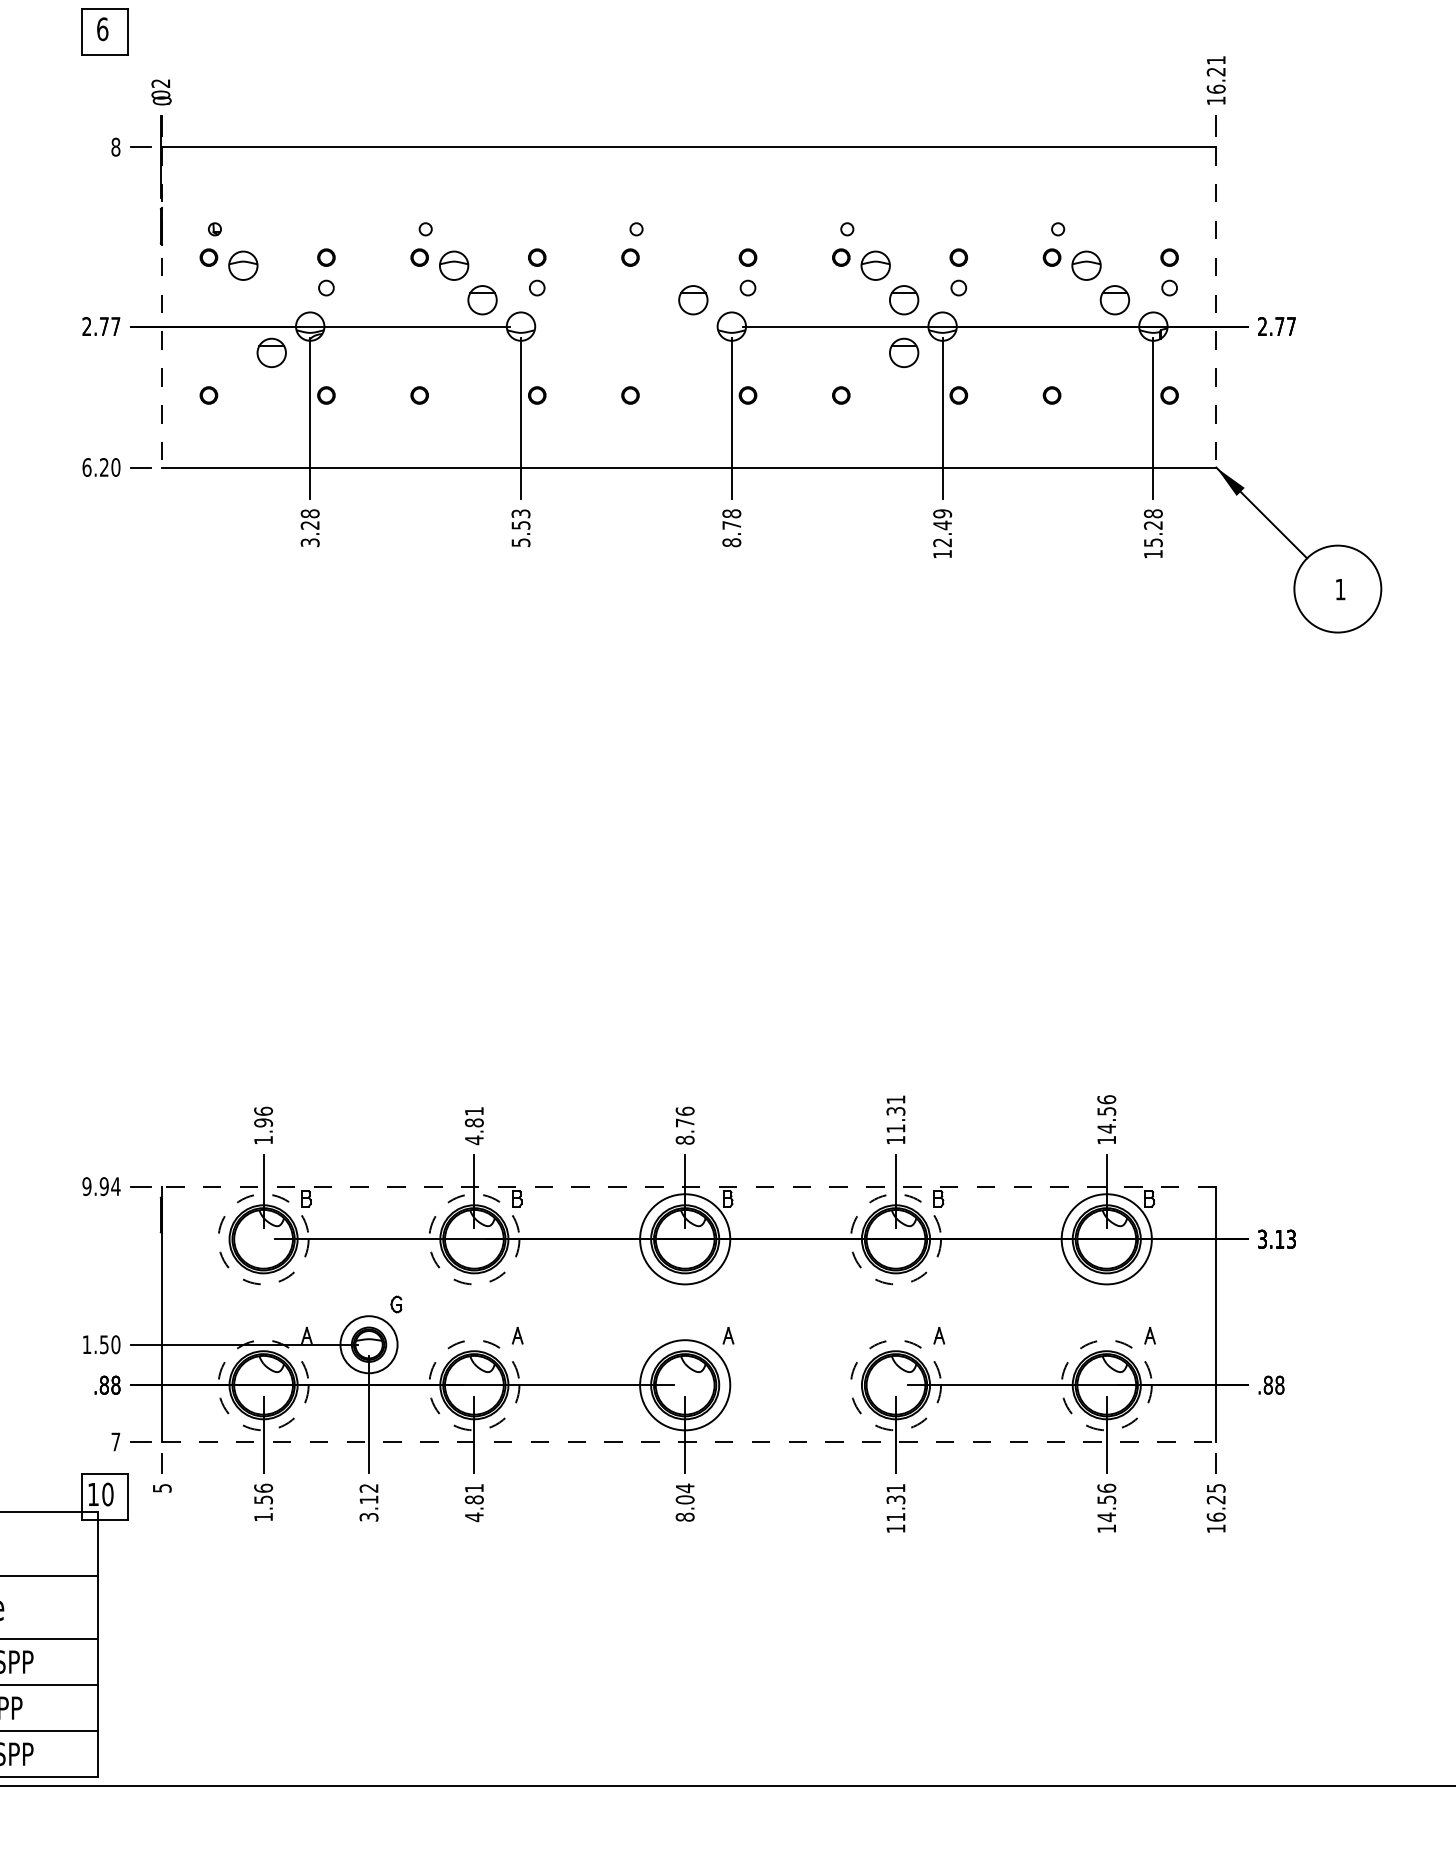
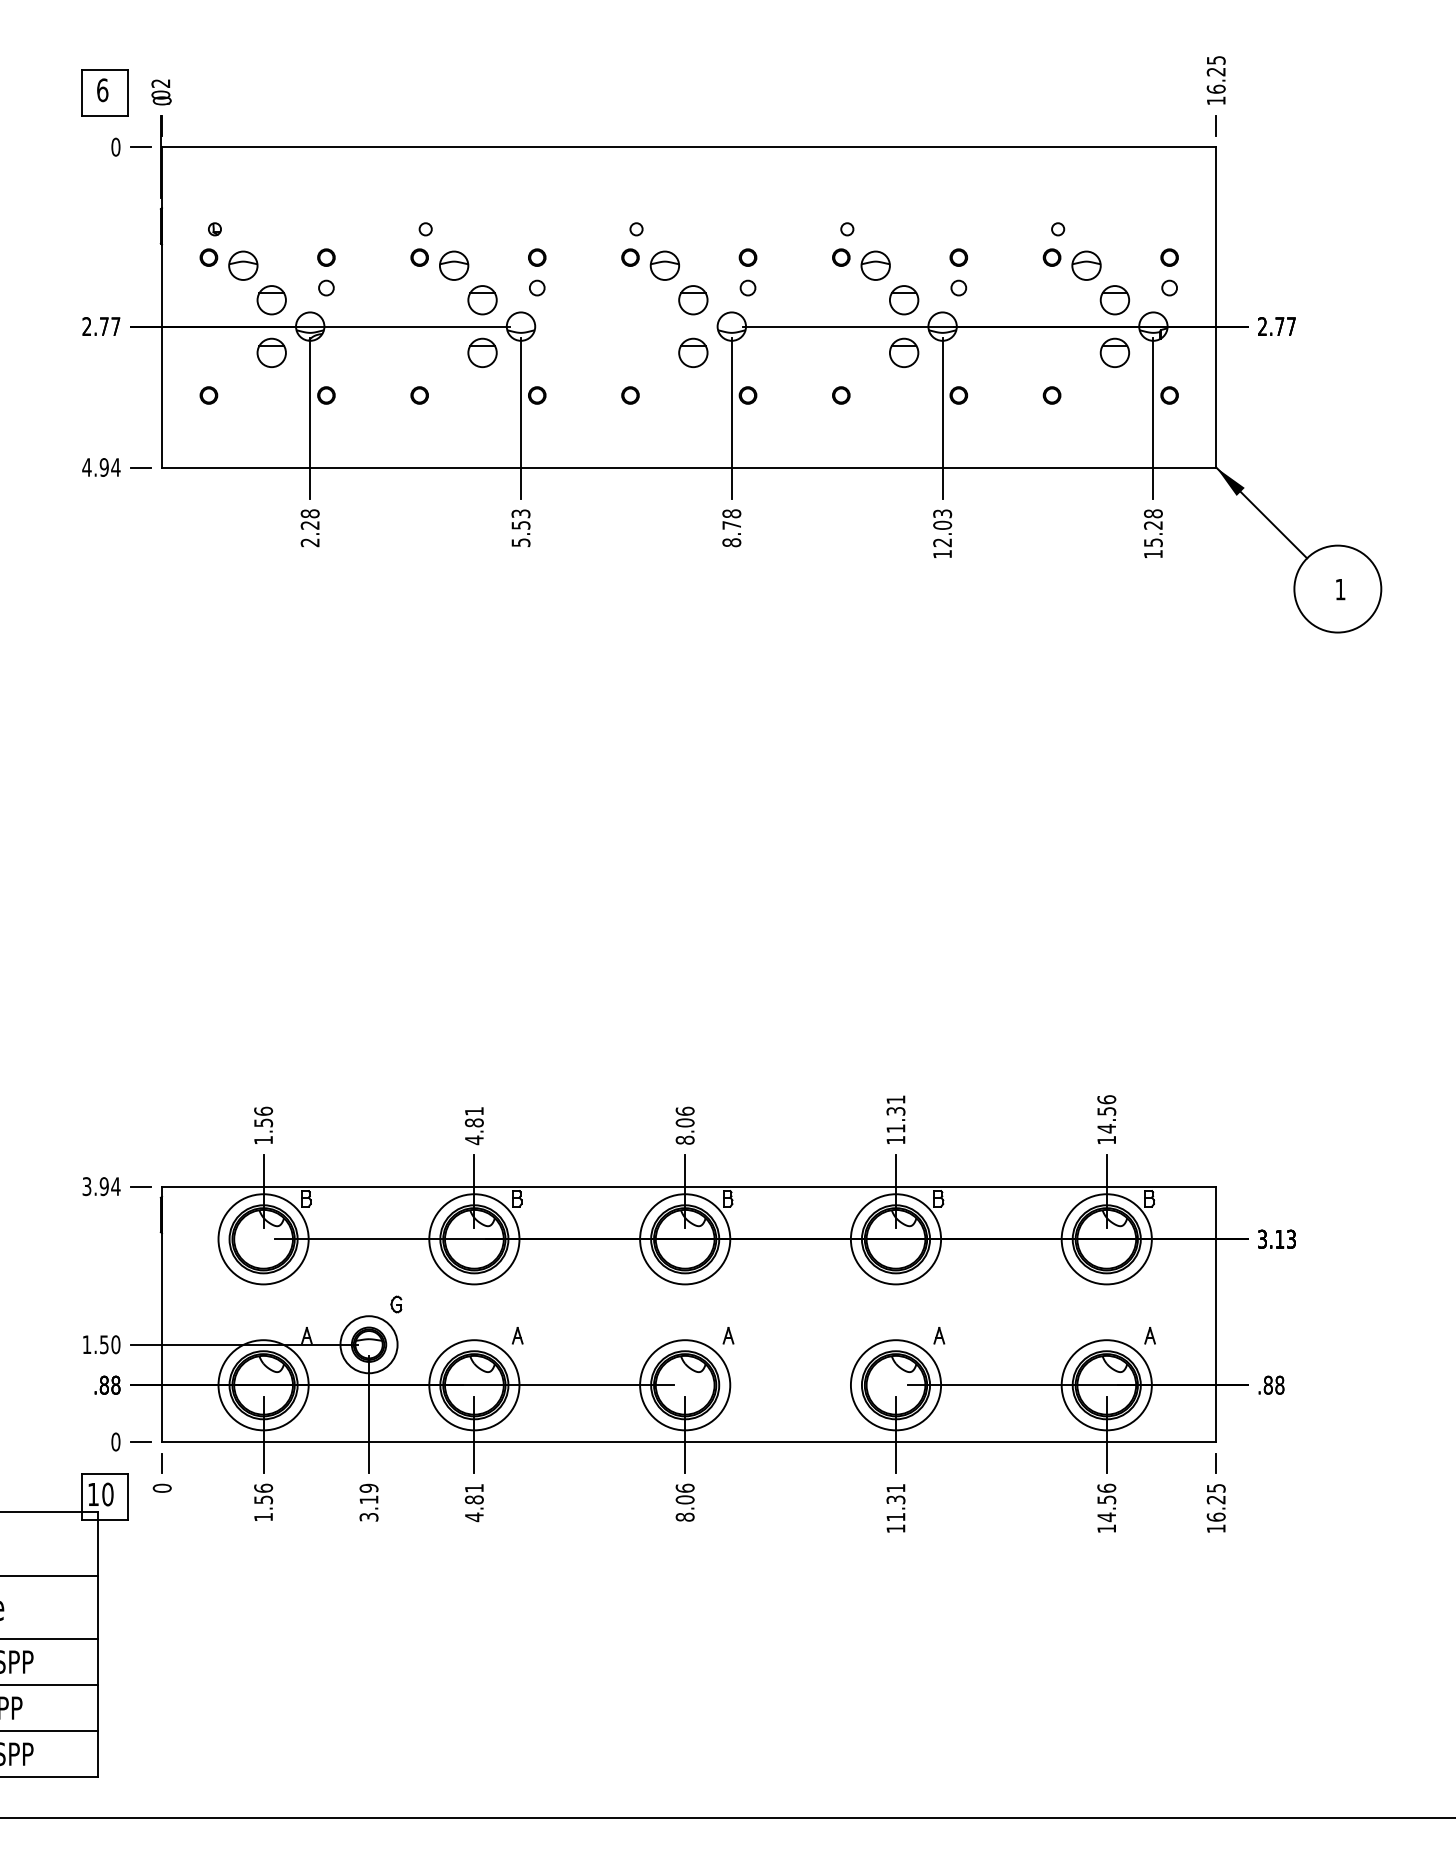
part position: (104, 31) -> (104, 92) (104, 92)
text: 16.21 -> 16.25 (1216, 60)
text: 8 -> 0 (115, 147)
part: none -> present (664, 265)
part: none -> present (271, 300)
line: dashed -> solid (162, 307)
line: dashed -> solid (1216, 307)
part: none -> present (482, 352)
part: none -> present (693, 352)
part: none -> present (1114, 352)
text: 6.20 -> 4.94 (101, 467)
text: 12.49 -> 12.03 (942, 519)
text: 3.28 -> 2.28 (310, 542)
text: 1.96 -> 1.56 (263, 1122)
text: 8.76 -> 8.06 (684, 1122)
text: 9.94 -> 3.94 (86, 1186)
line: dashed -> solid (689, 1186)
circle: dashed -> solid (263, 1239)
circle: dashed -> solid (474, 1239)
circle: dashed -> solid (895, 1239)
circle: dashed -> solid (263, 1385)
circle: dashed -> solid (474, 1385)
circle: dashed -> solid (895, 1385)
circle: dashed -> solid (1106, 1385)
text: 7 -> 0 (115, 1441)
line: dashed -> solid (689, 1442)
text: 5 -> 0 (161, 1487)
text: 3.12 -> 3.19 (368, 1487)
text: 8.04 -> 8.06 (684, 1488)
line position: (727, 1785) -> (727, 1817) (727, 1817)
